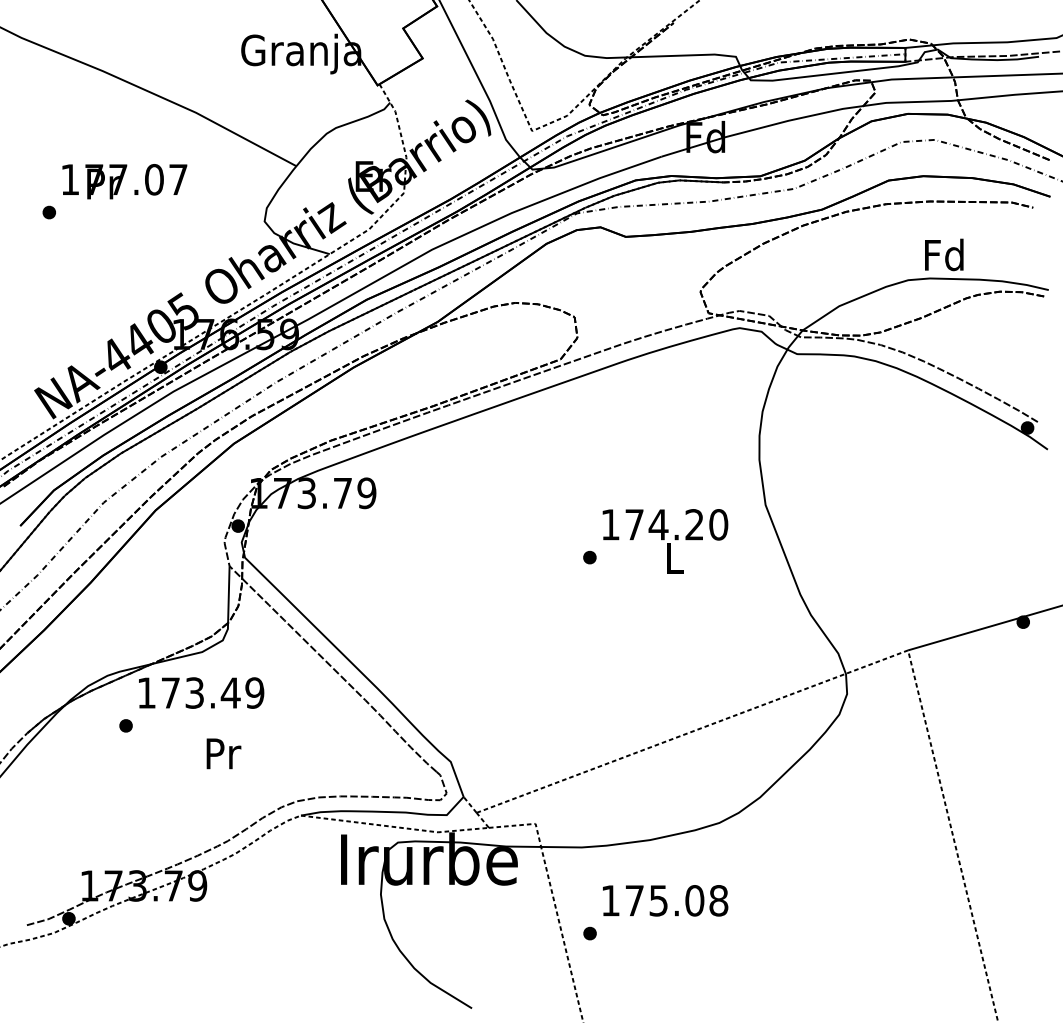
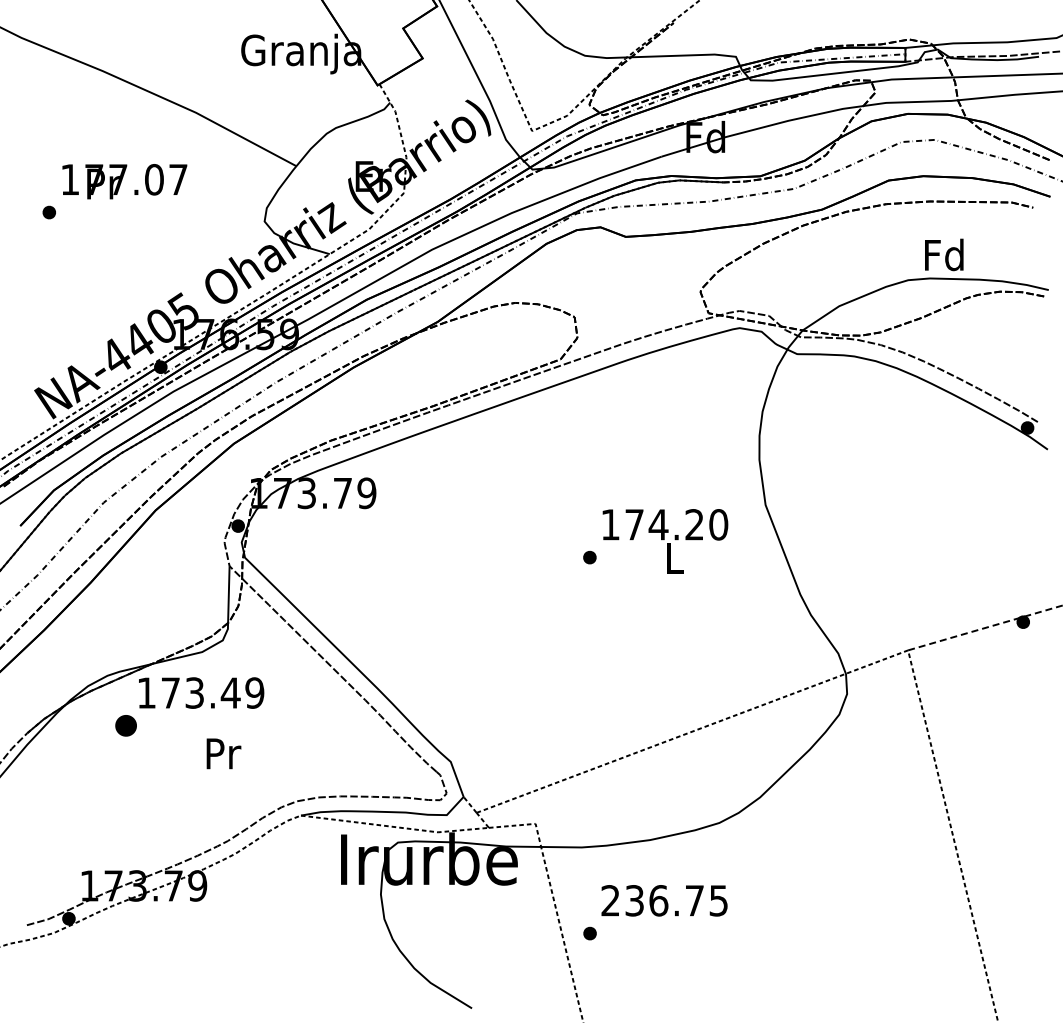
line: solid -> dashed (985, 627)
part size: 14x14 px -> 22x22 px (125, 725)
text: 175.08 -> 236.75 (664, 900)
